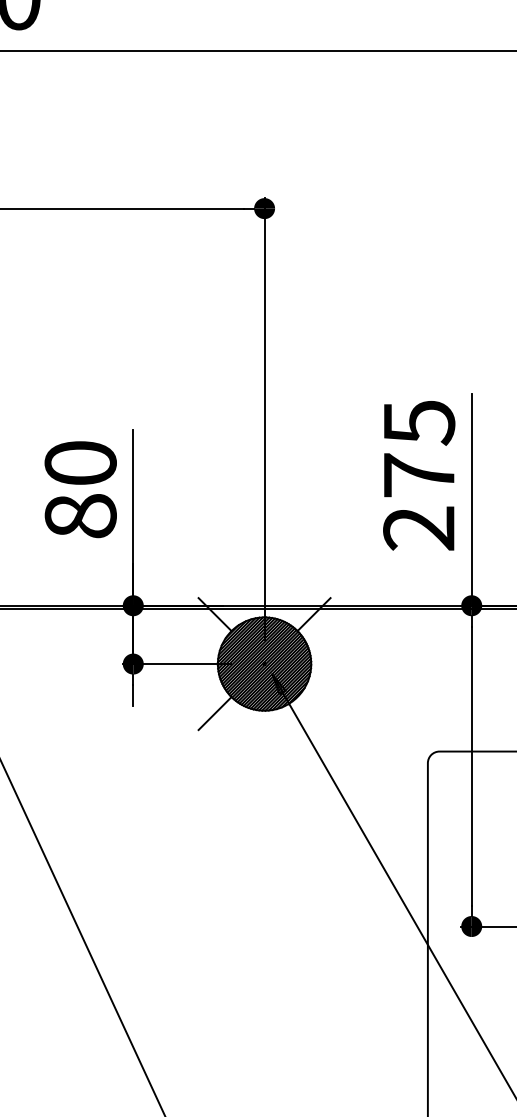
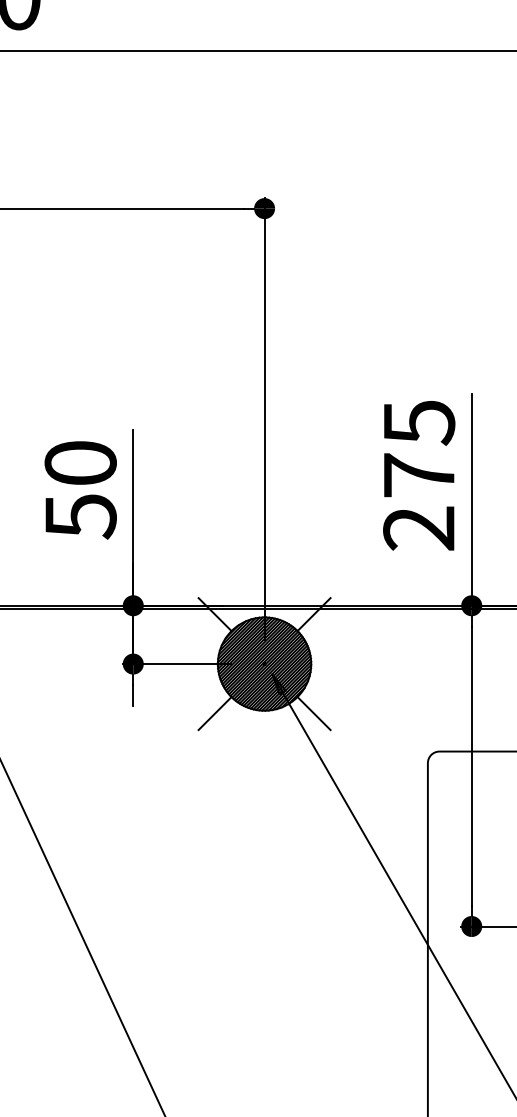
text: 80 -> 50 (80, 516)
line: none -> present (313, 713)
